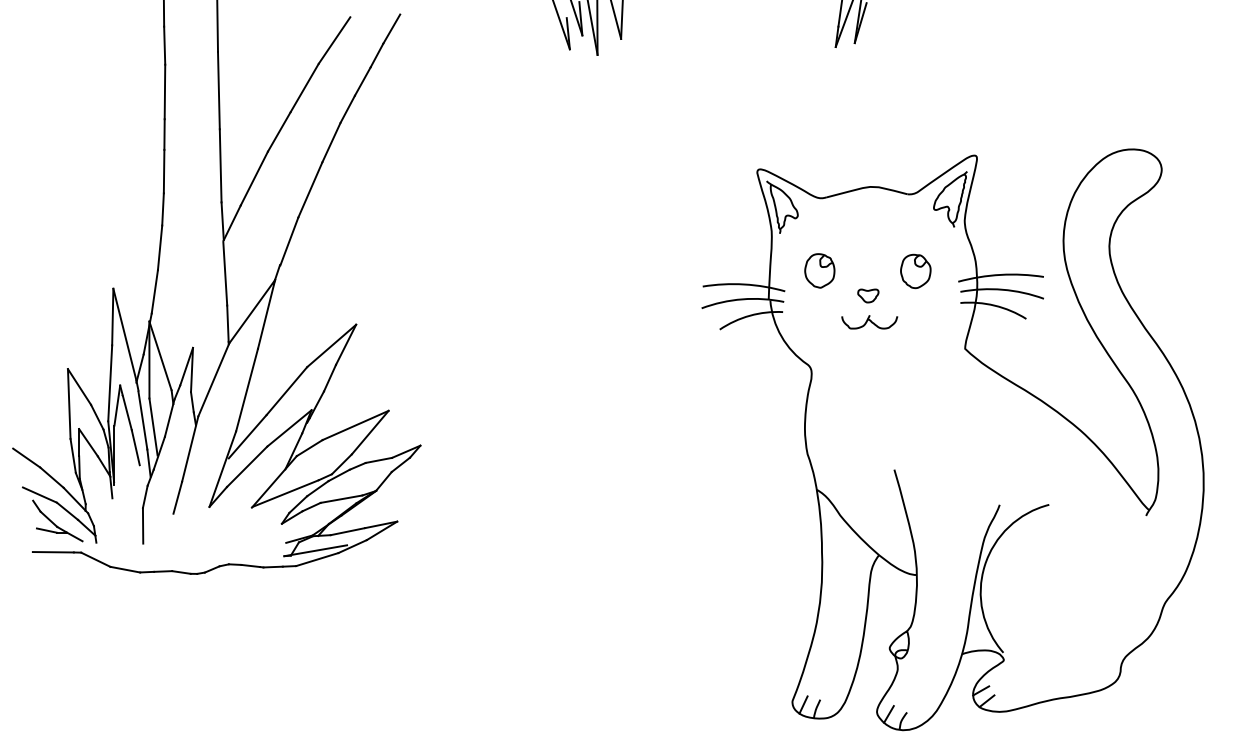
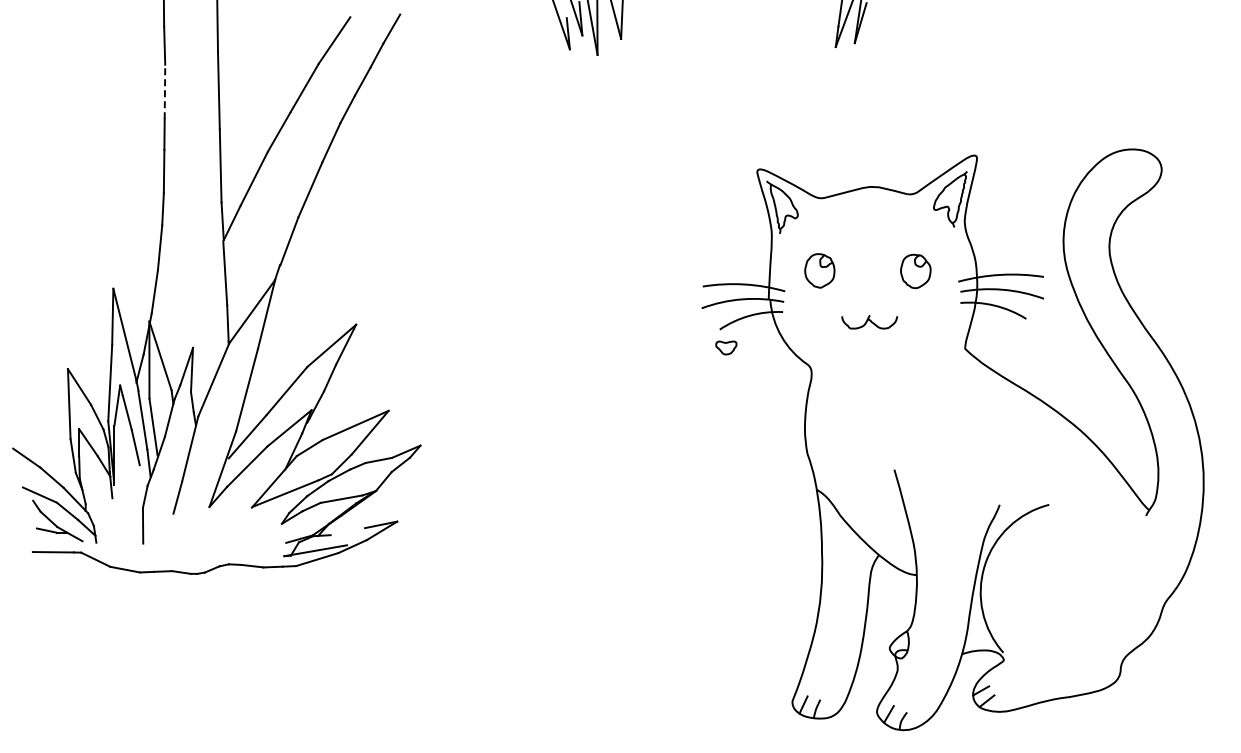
line: solid -> dashed (164, 91)
part position: (868, 295) -> (726, 347) (726, 347)
line: present -> none (347, 531)
